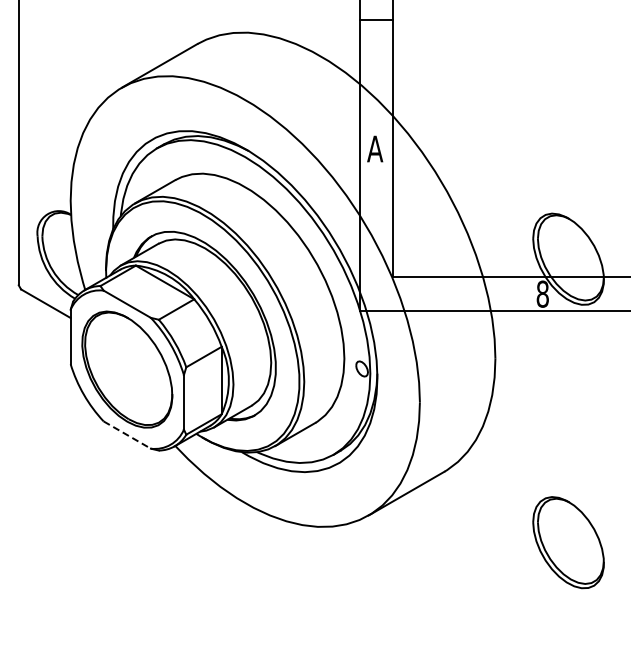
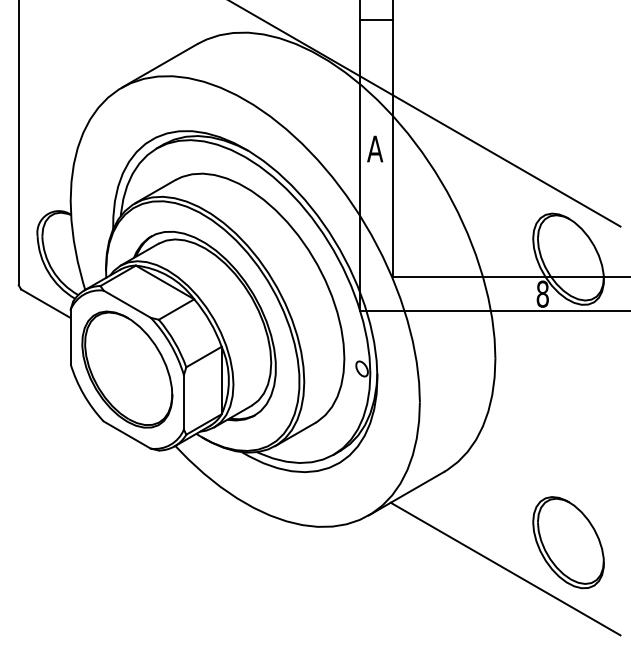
line: none -> present (425, 114)
line: dashed -> solid (127, 435)
line: none -> present (505, 568)
